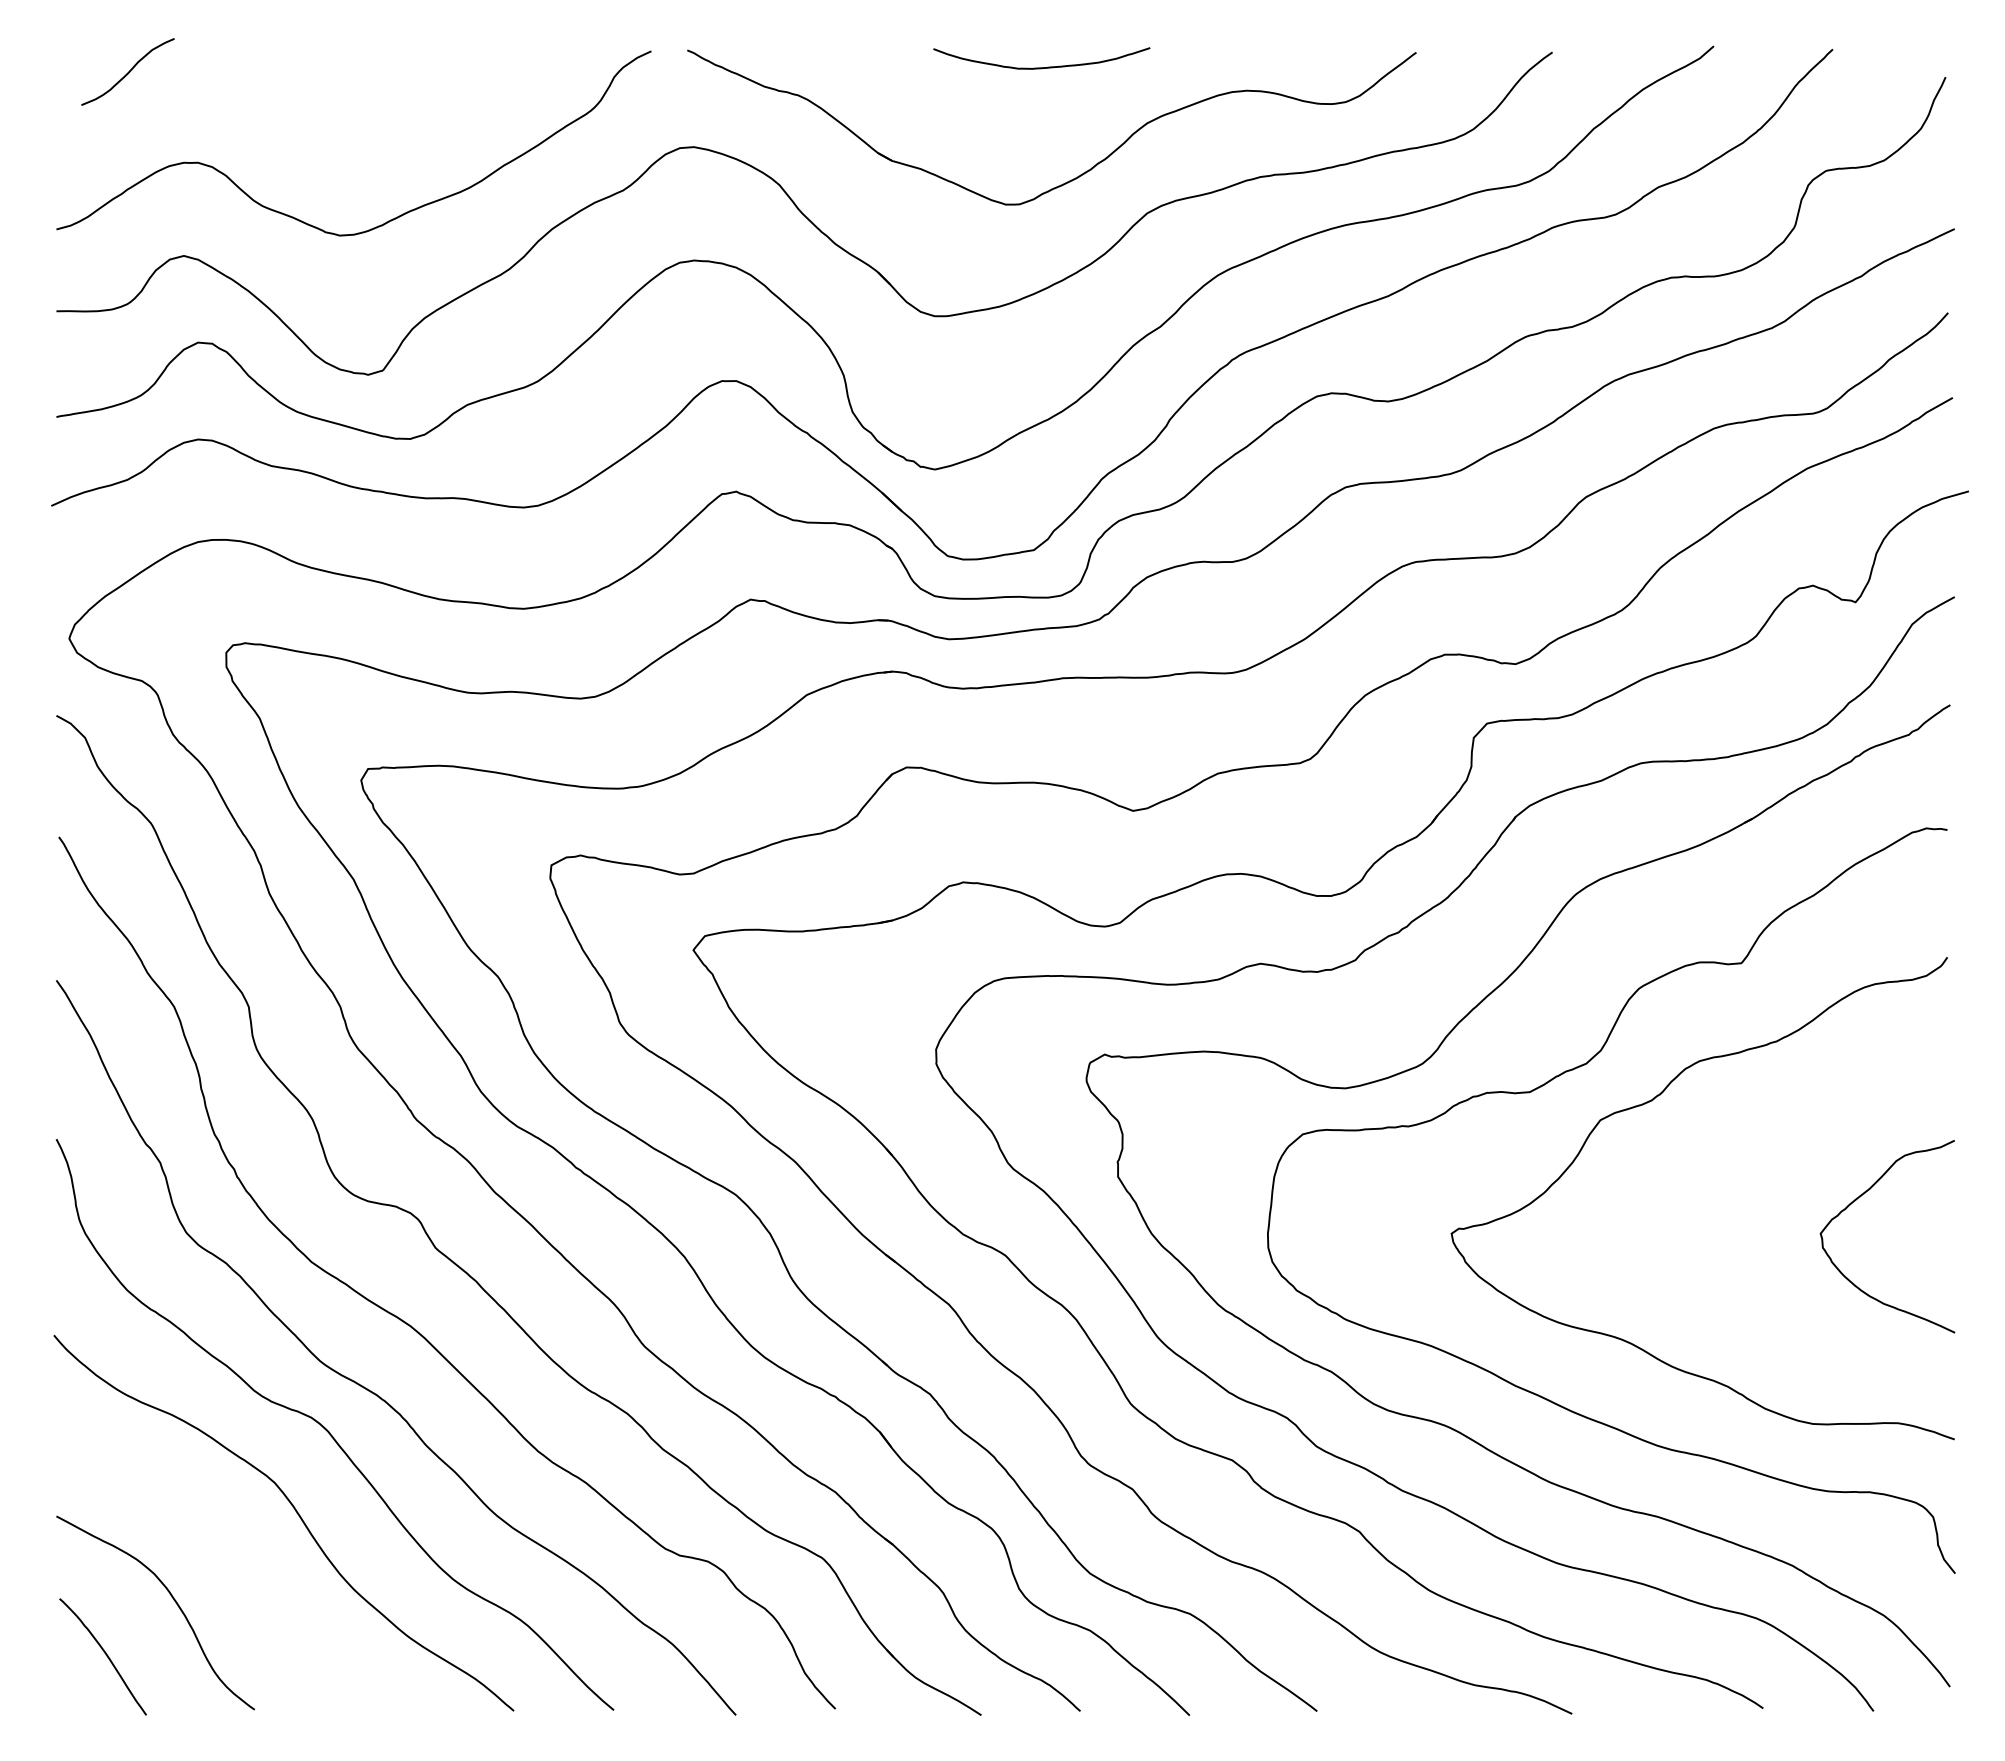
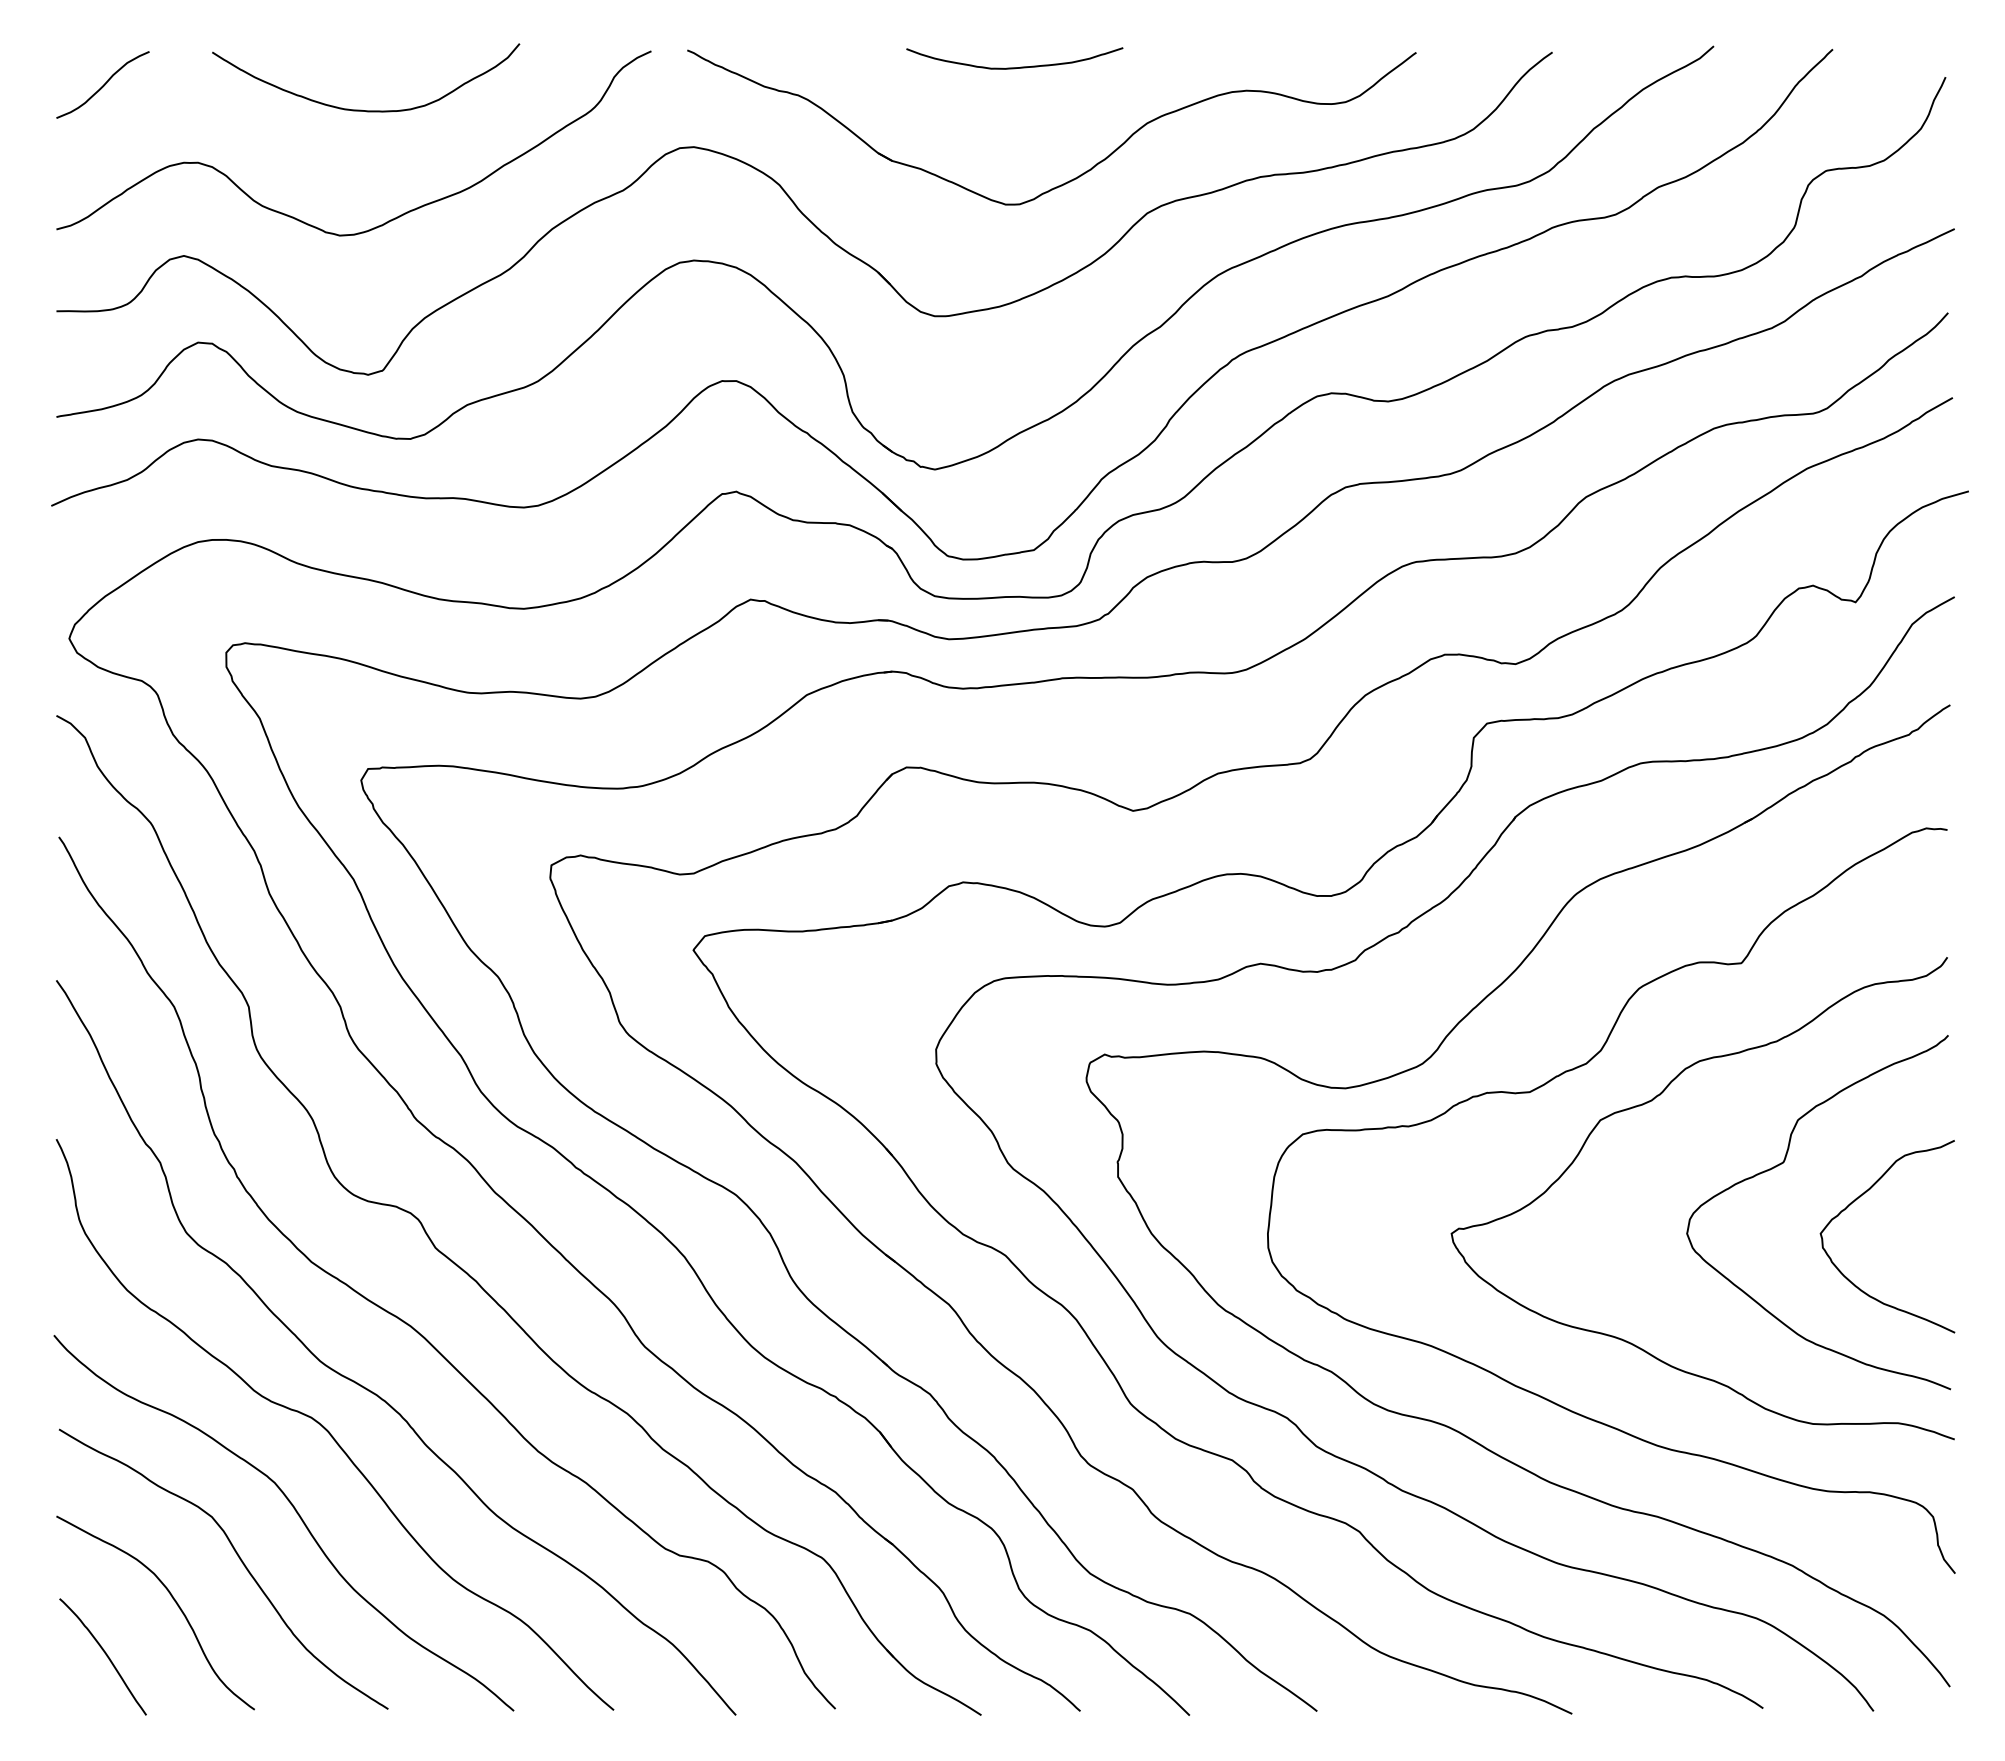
curve position: (1041, 67) -> (1014, 67) (1014, 67)
curve position: (128, 71) -> (103, 84) (103, 84)
curve: none -> present (361, 109)
curve: none -> present (1783, 1163)
curve: none -> present (239, 1559)
